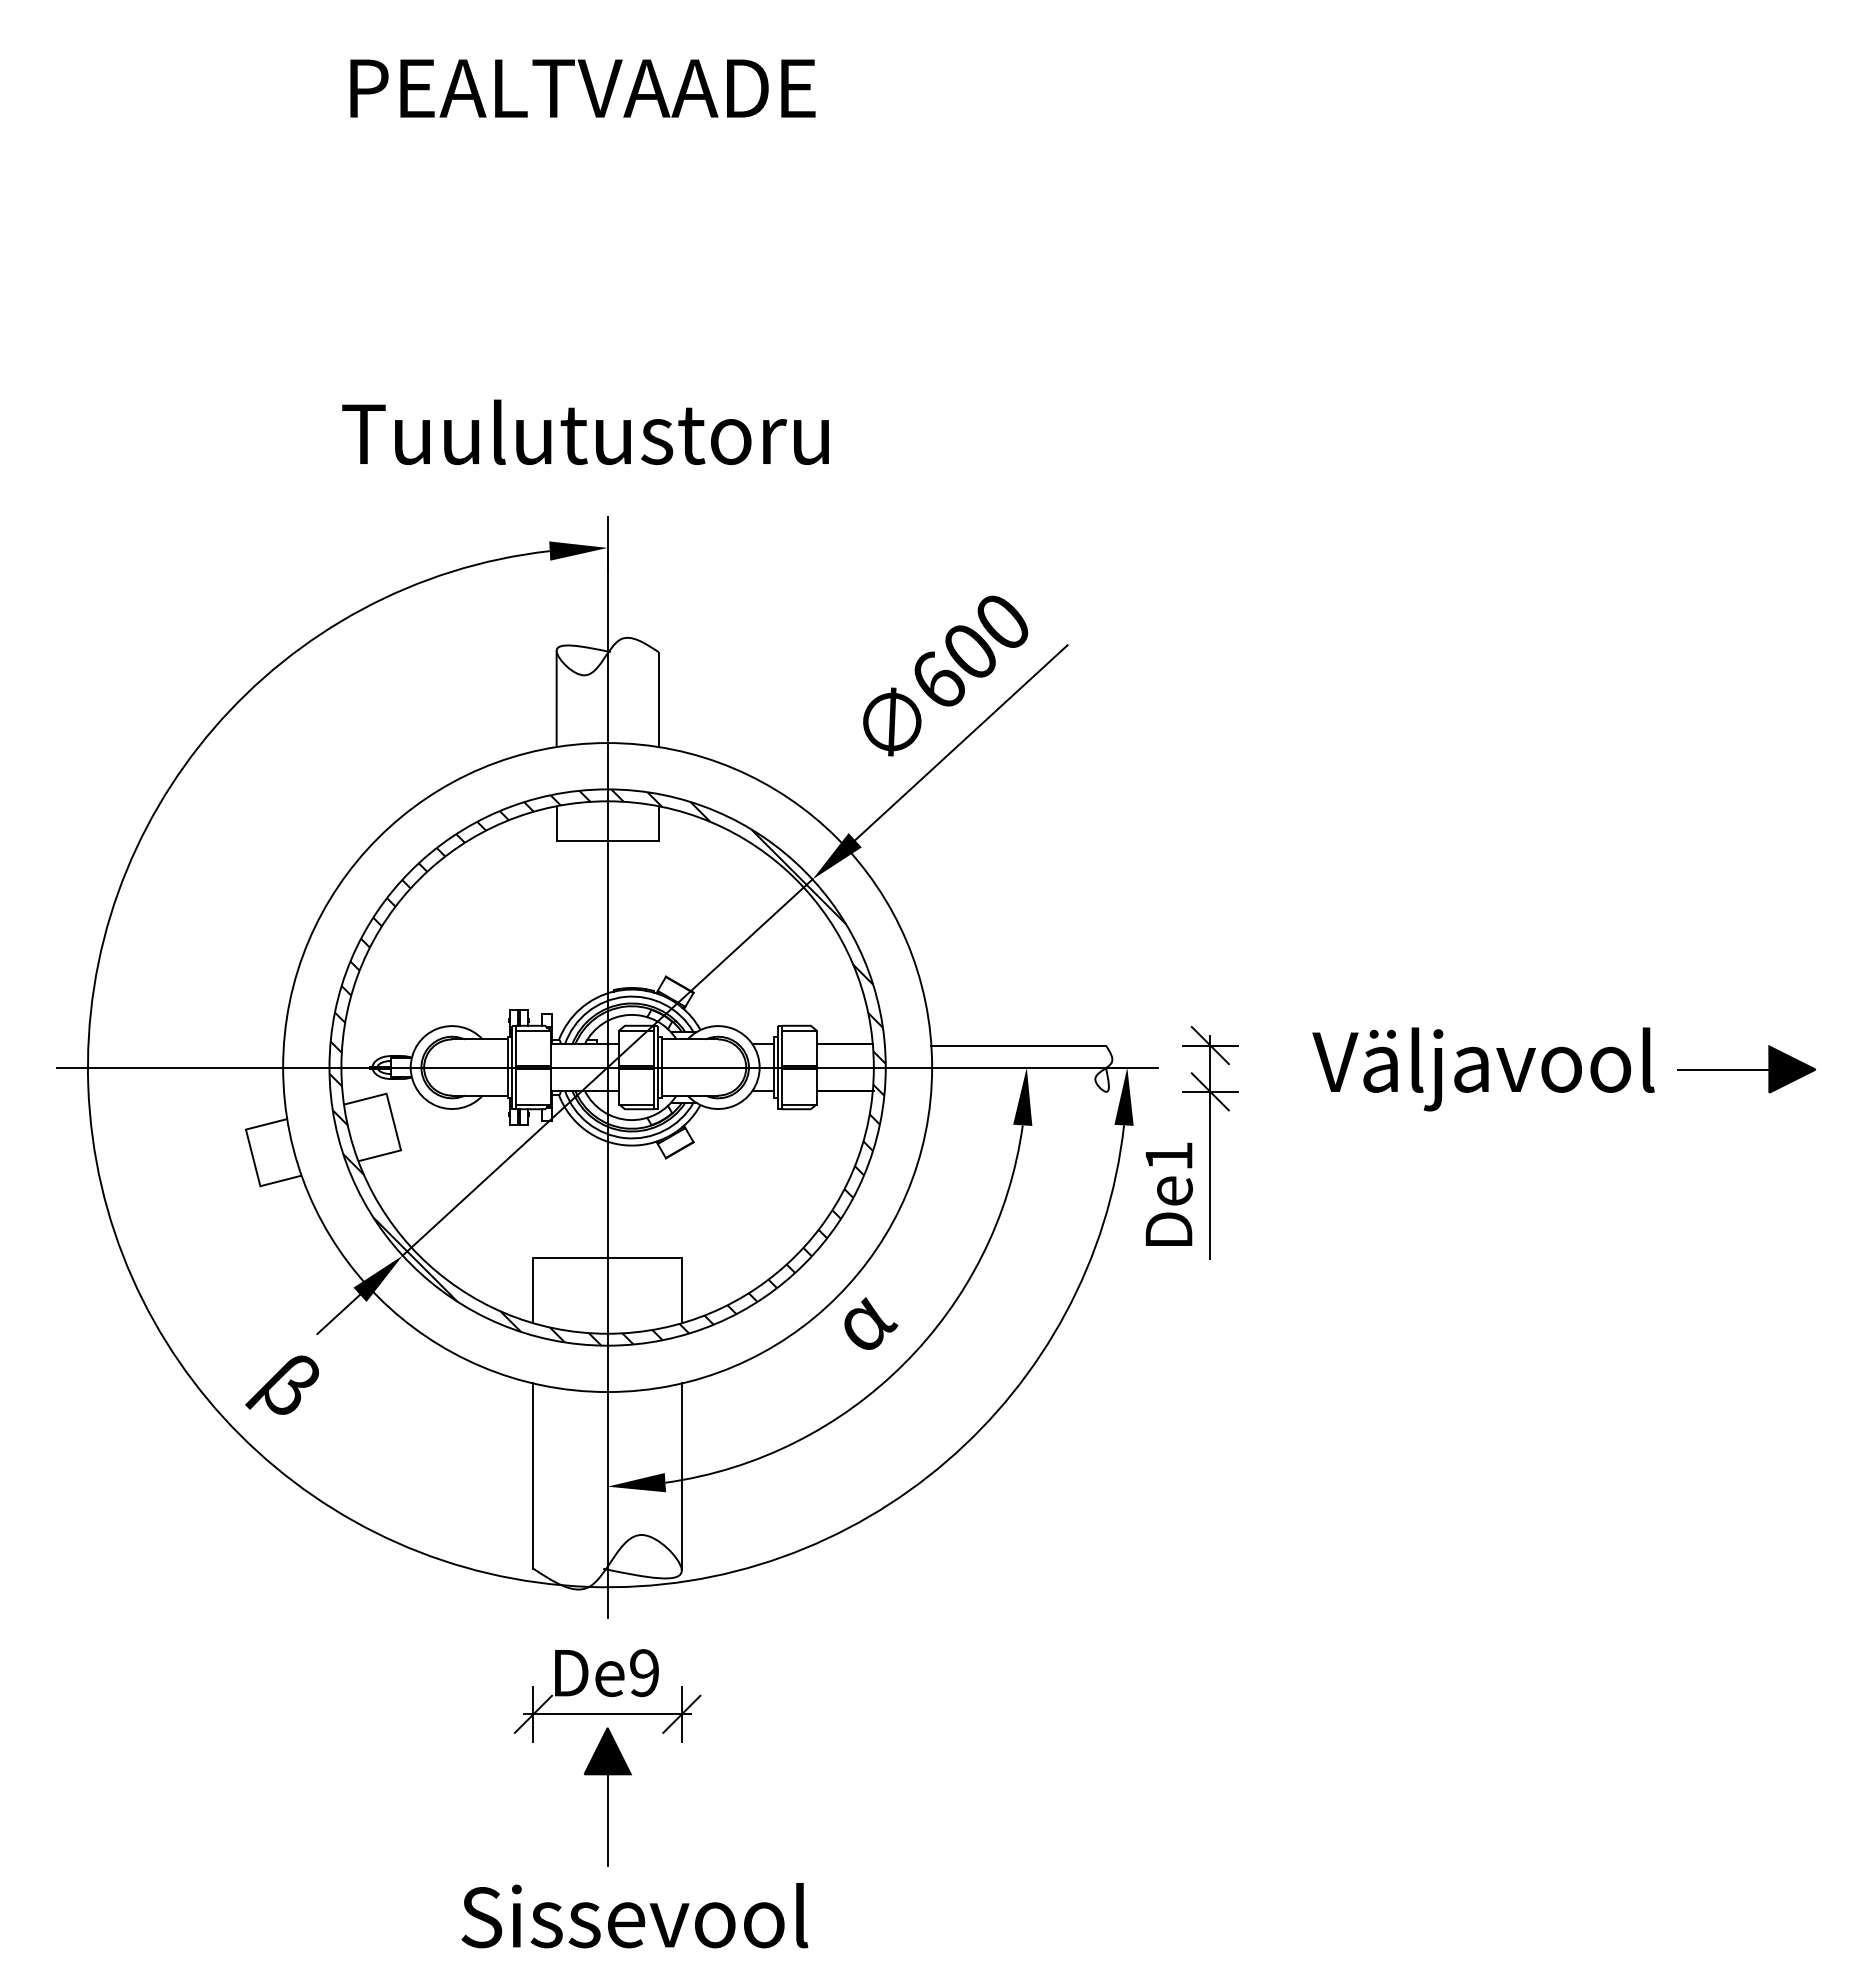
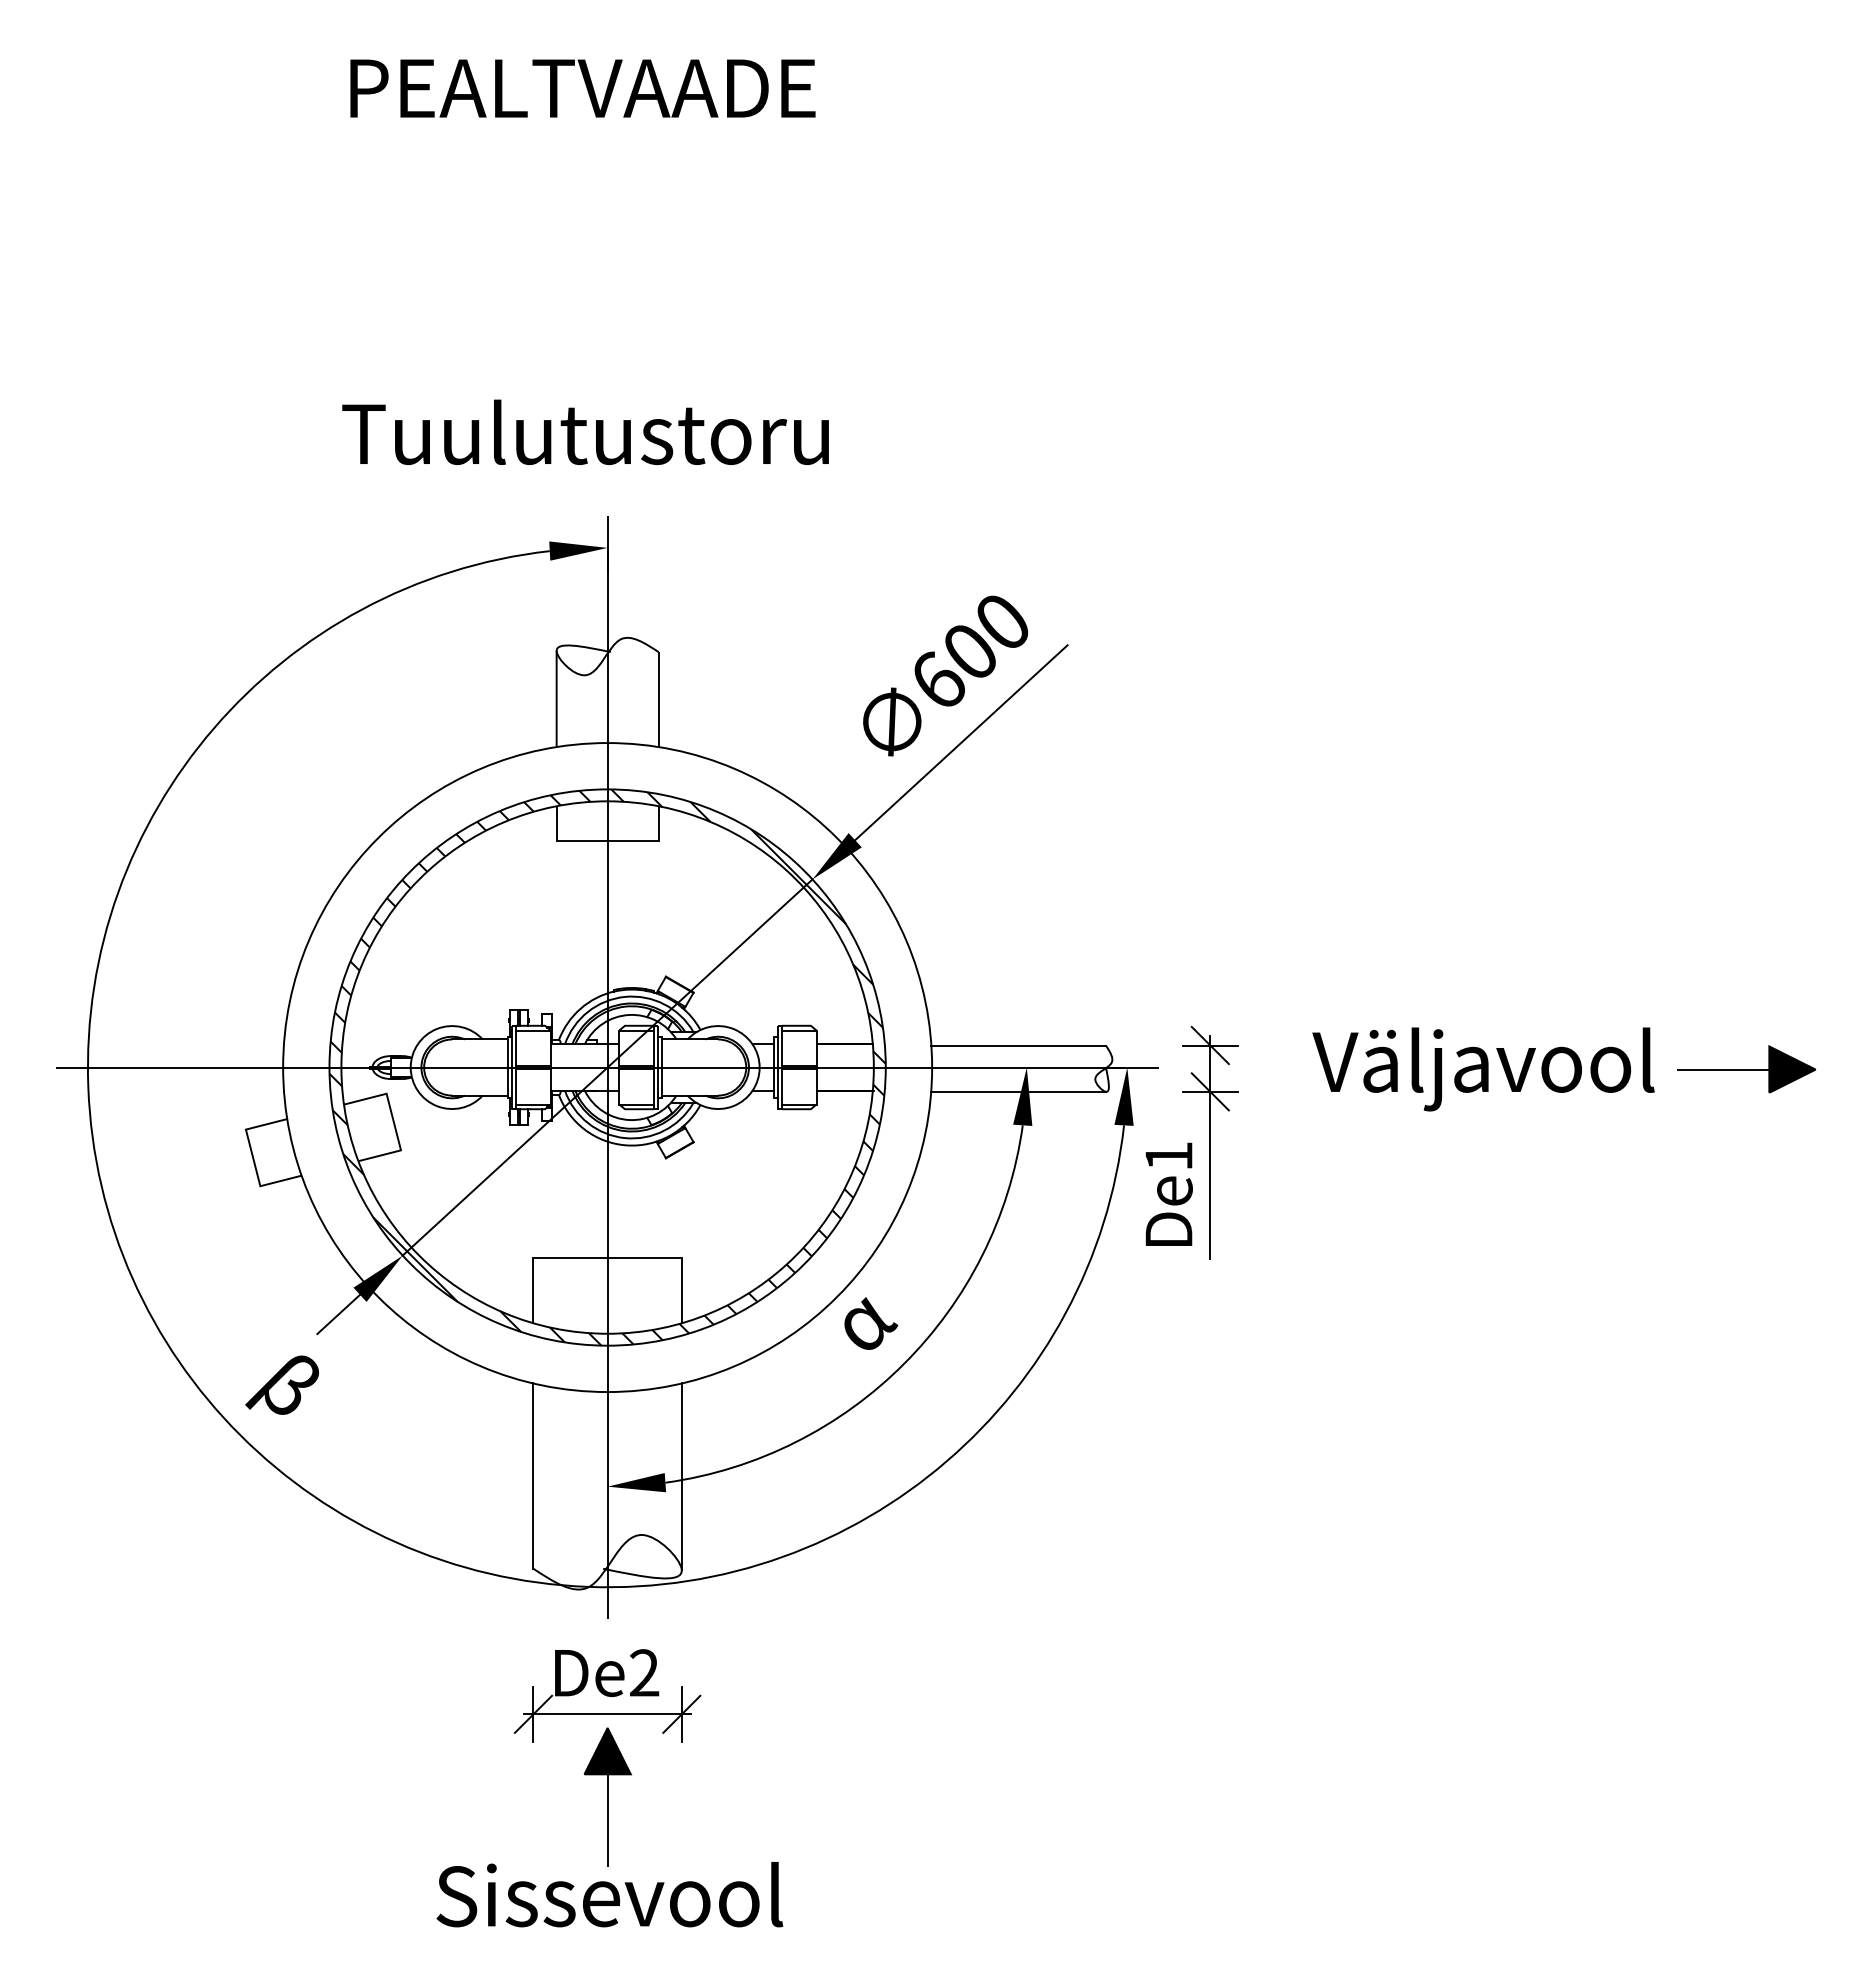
line: none -> present (1018, 1091)
text: De9 -> De2 (644, 1673)
text position: (634, 1915) -> (609, 1894) (609, 1894)
